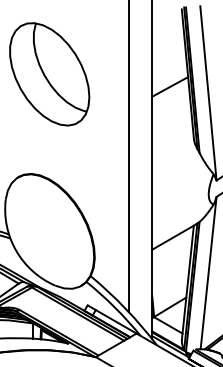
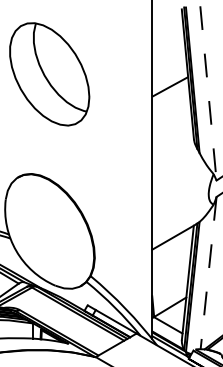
line: solid -> dashed (208, 93)
line: present -> none (128, 156)
line: solid -> dashed (208, 273)
